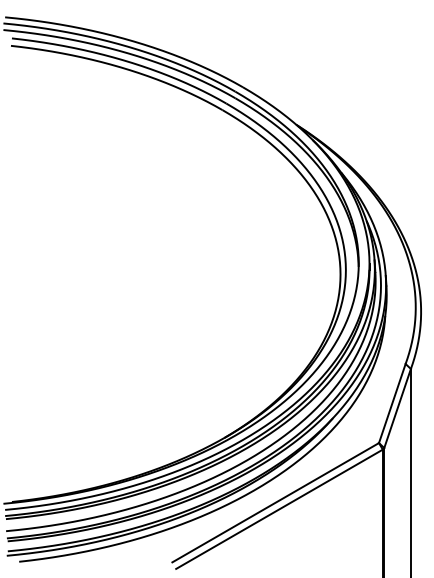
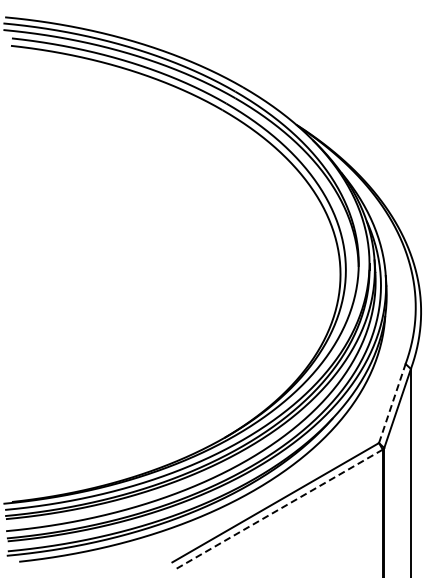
line: solid -> dashed (392, 403)
line: solid -> dashed (279, 509)
